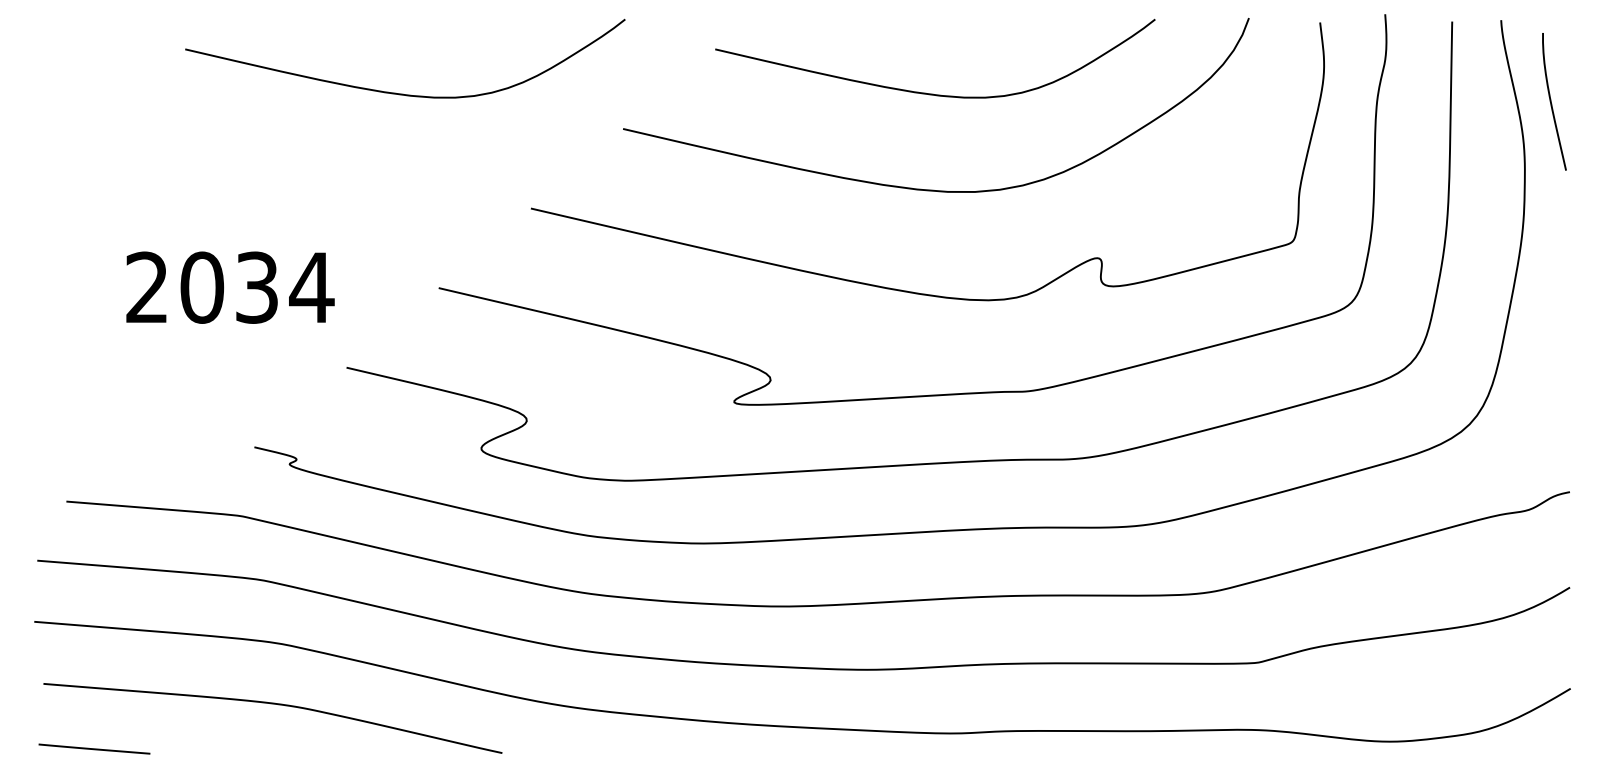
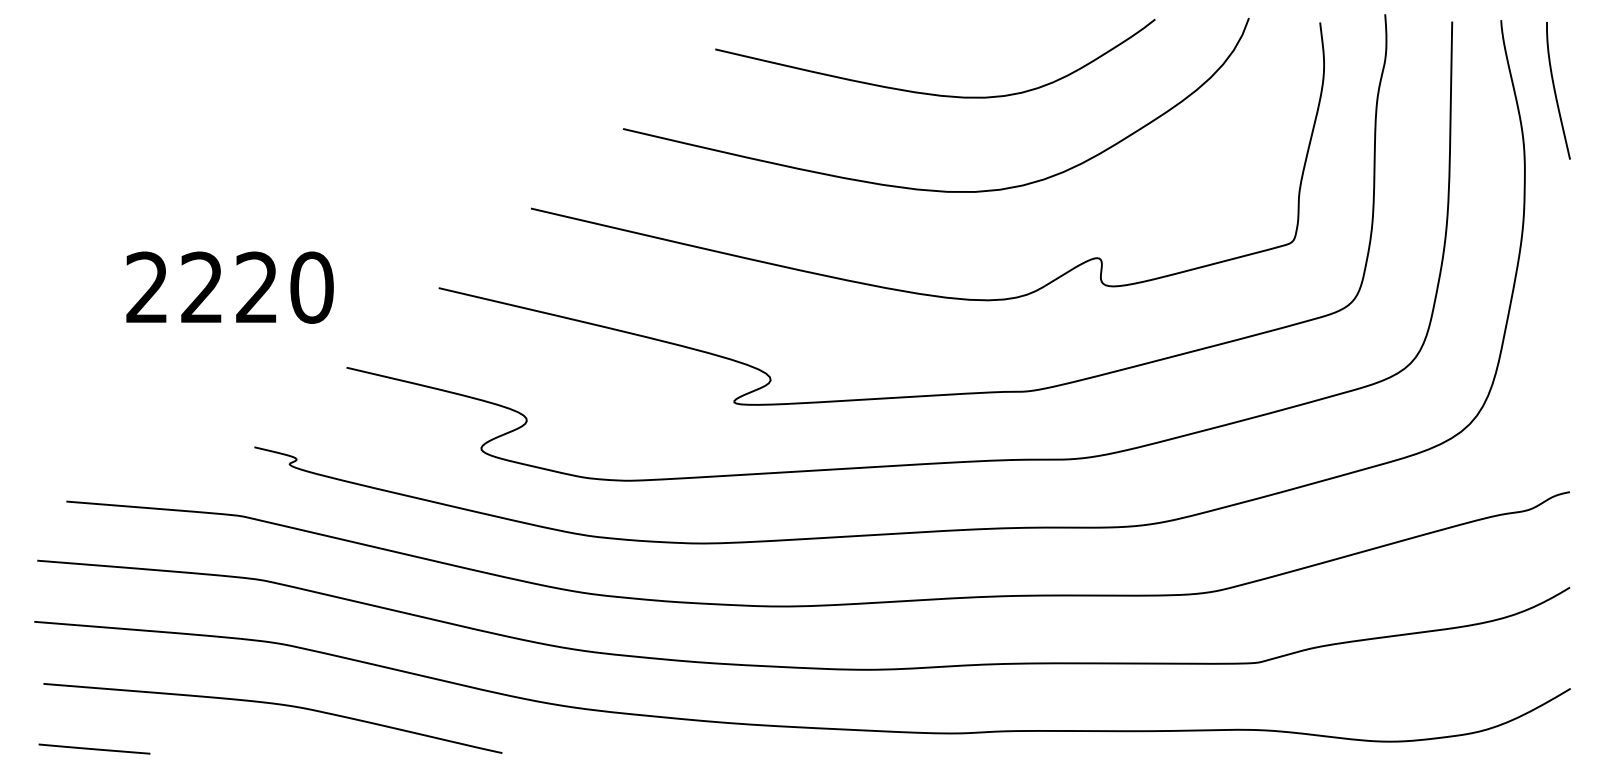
curve: present -> none (403, 93)
curve position: (1551, 101) -> (1555, 90) (1555, 90)
text: 2034 -> 2220 (257, 287)
